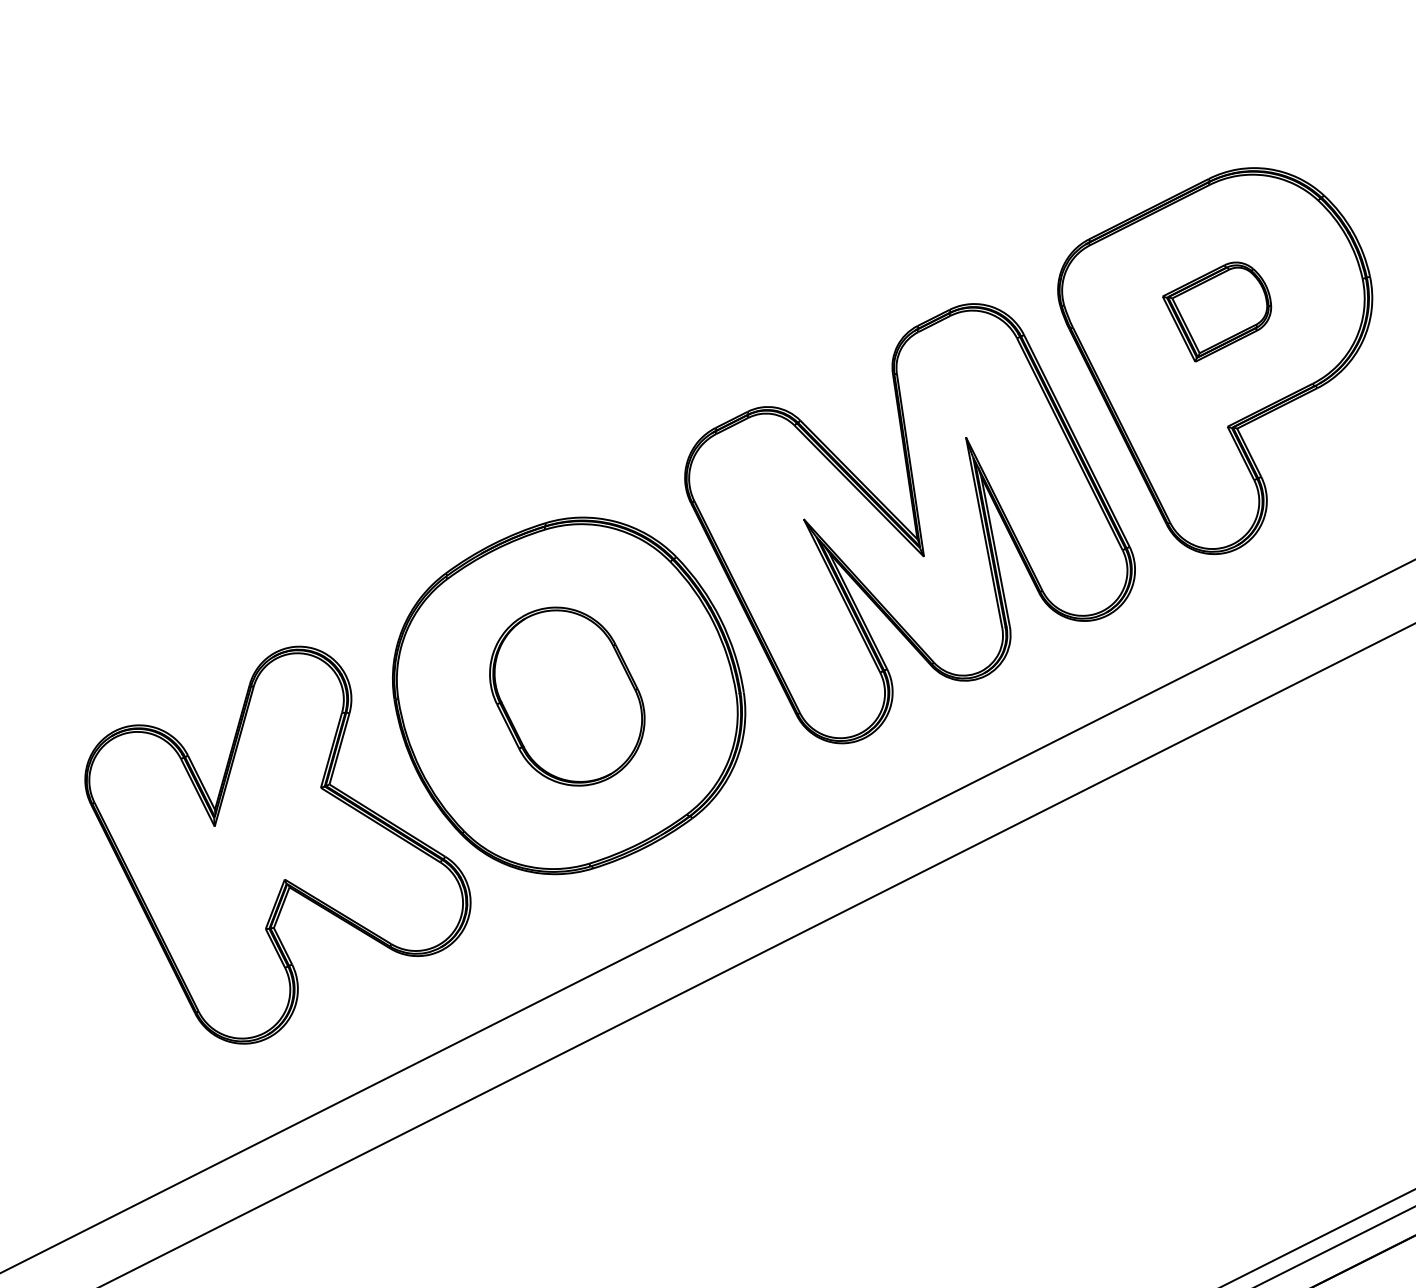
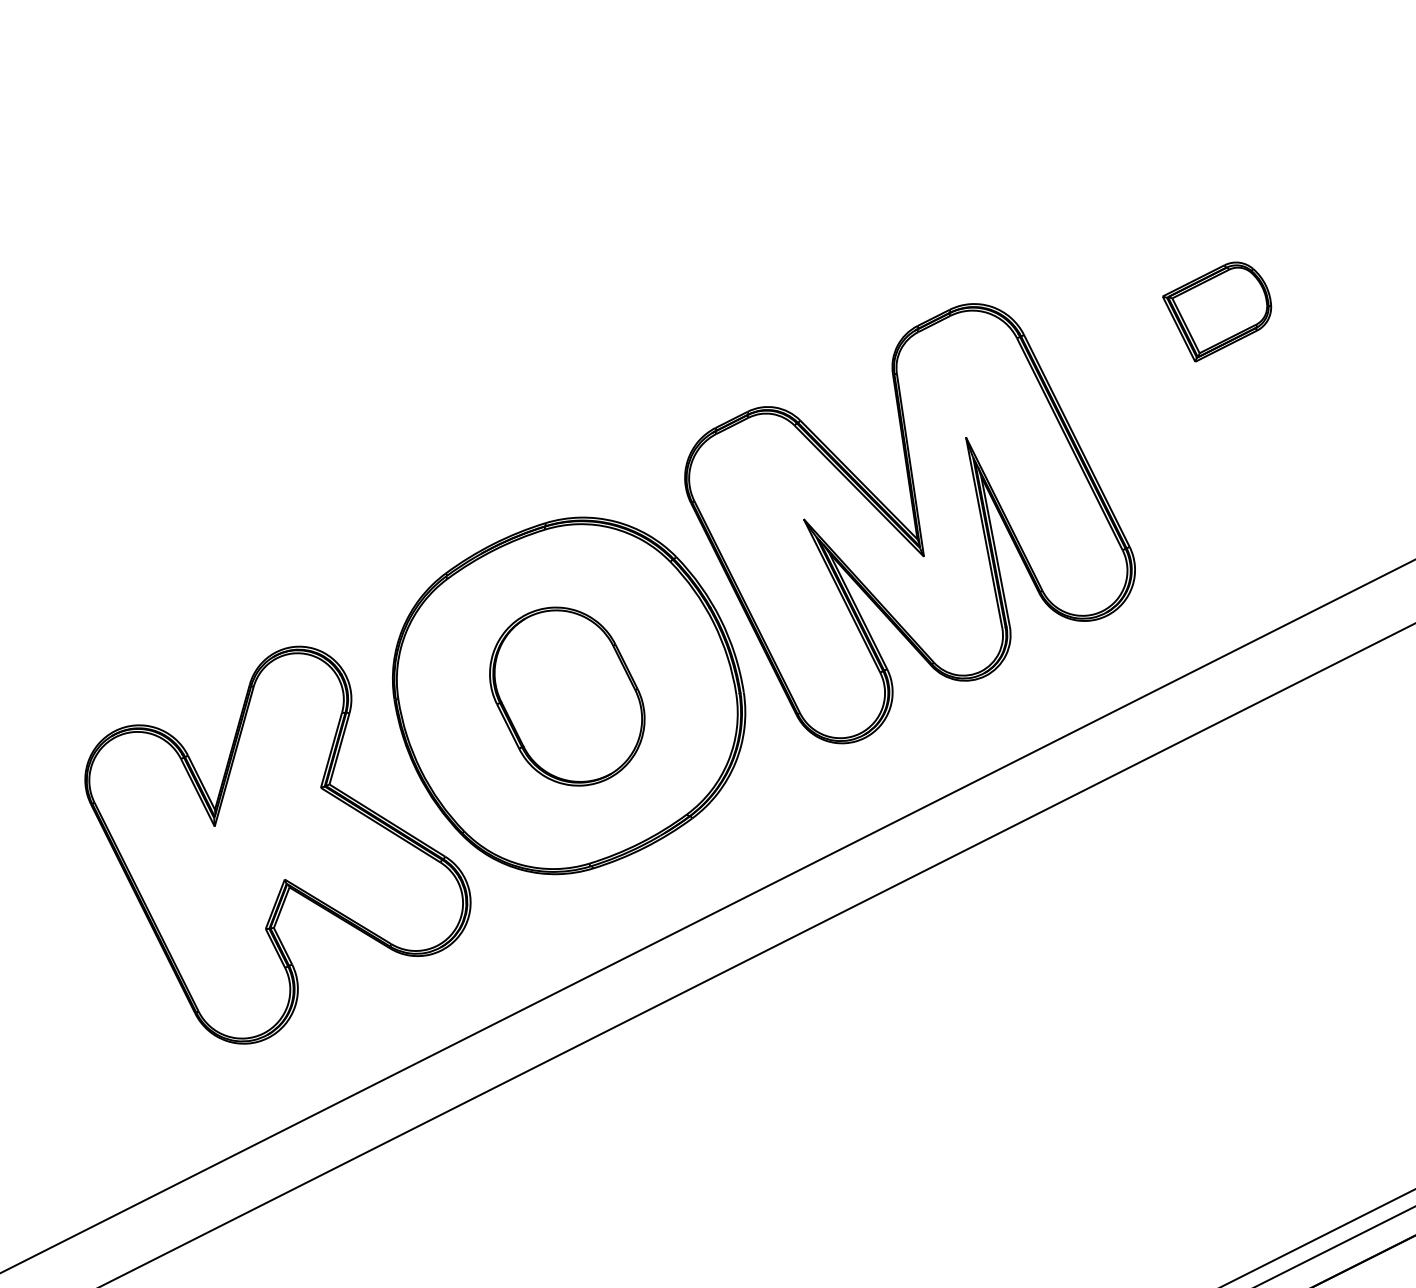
part: present -> none (1215, 360)
